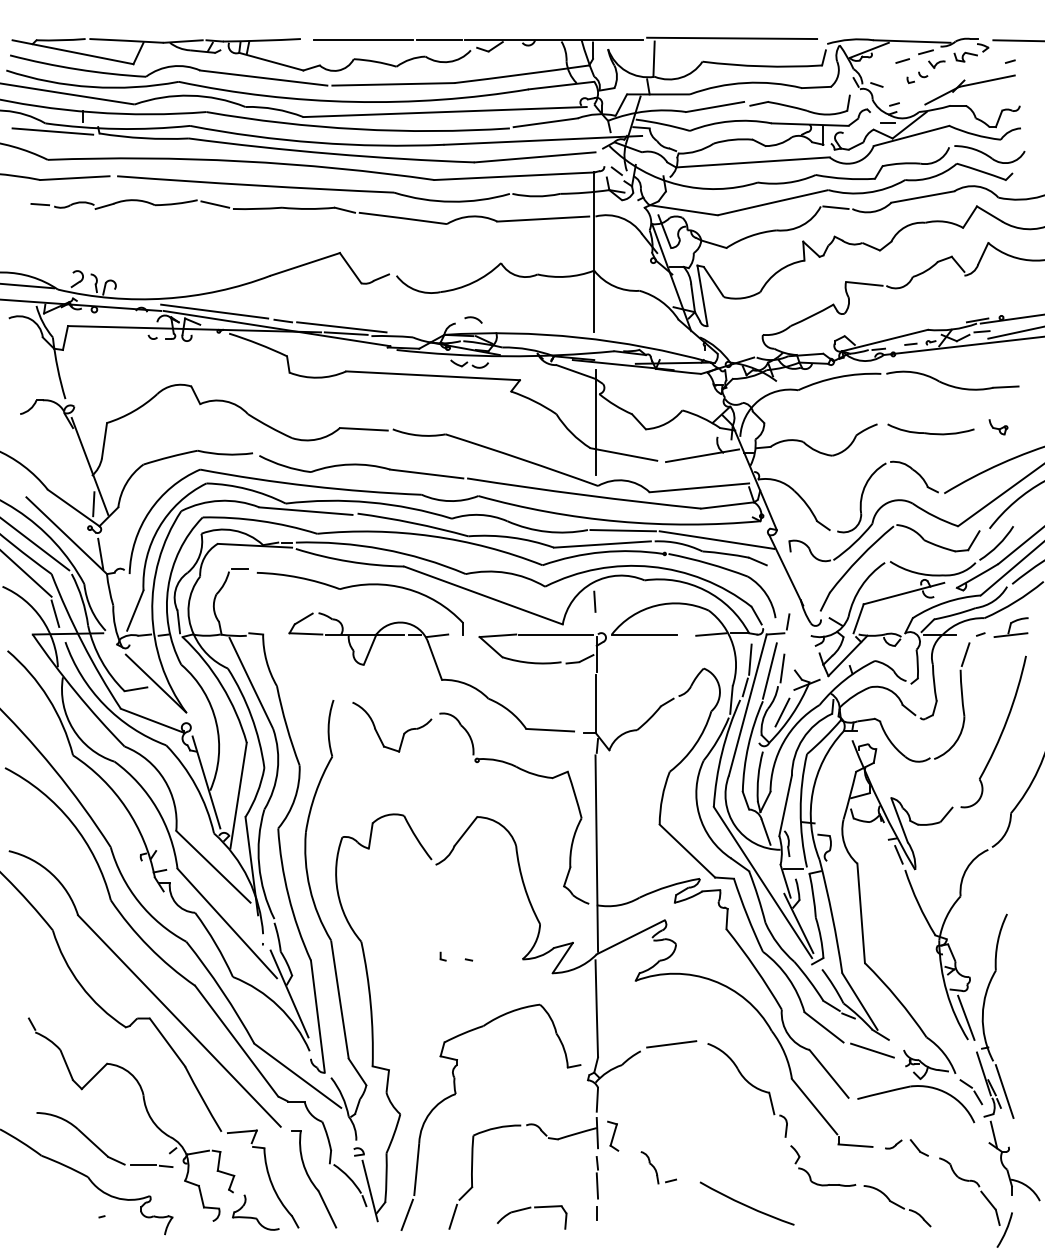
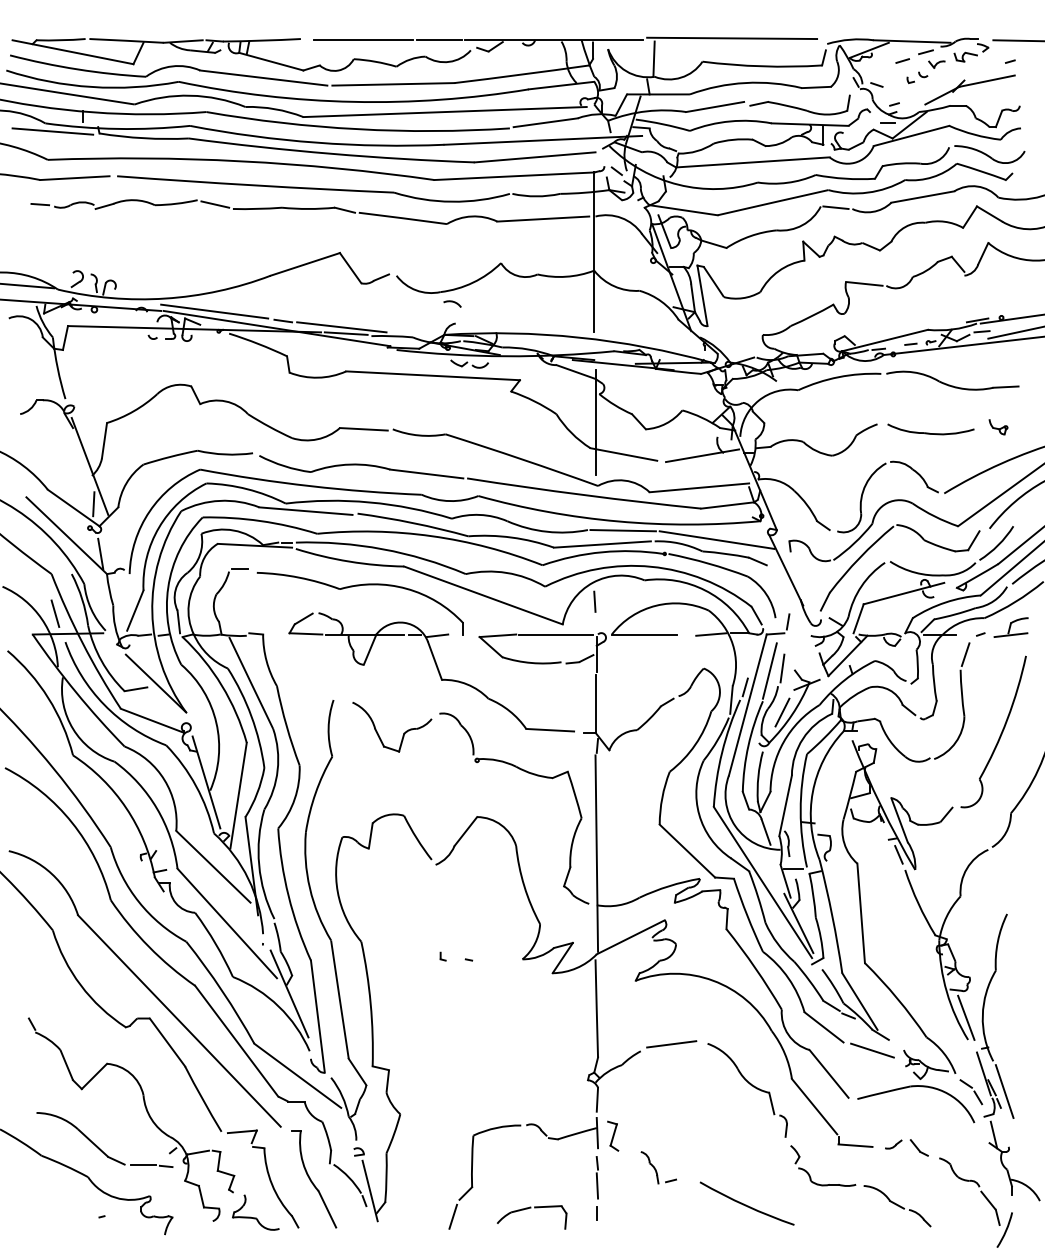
arc position: (473, 318) -> (452, 302) (452, 302)
line: present -> none (35, 544)
line: present -> none (26, 574)
line: present -> none (750, 659)
part: present -> none (455, 1095)
